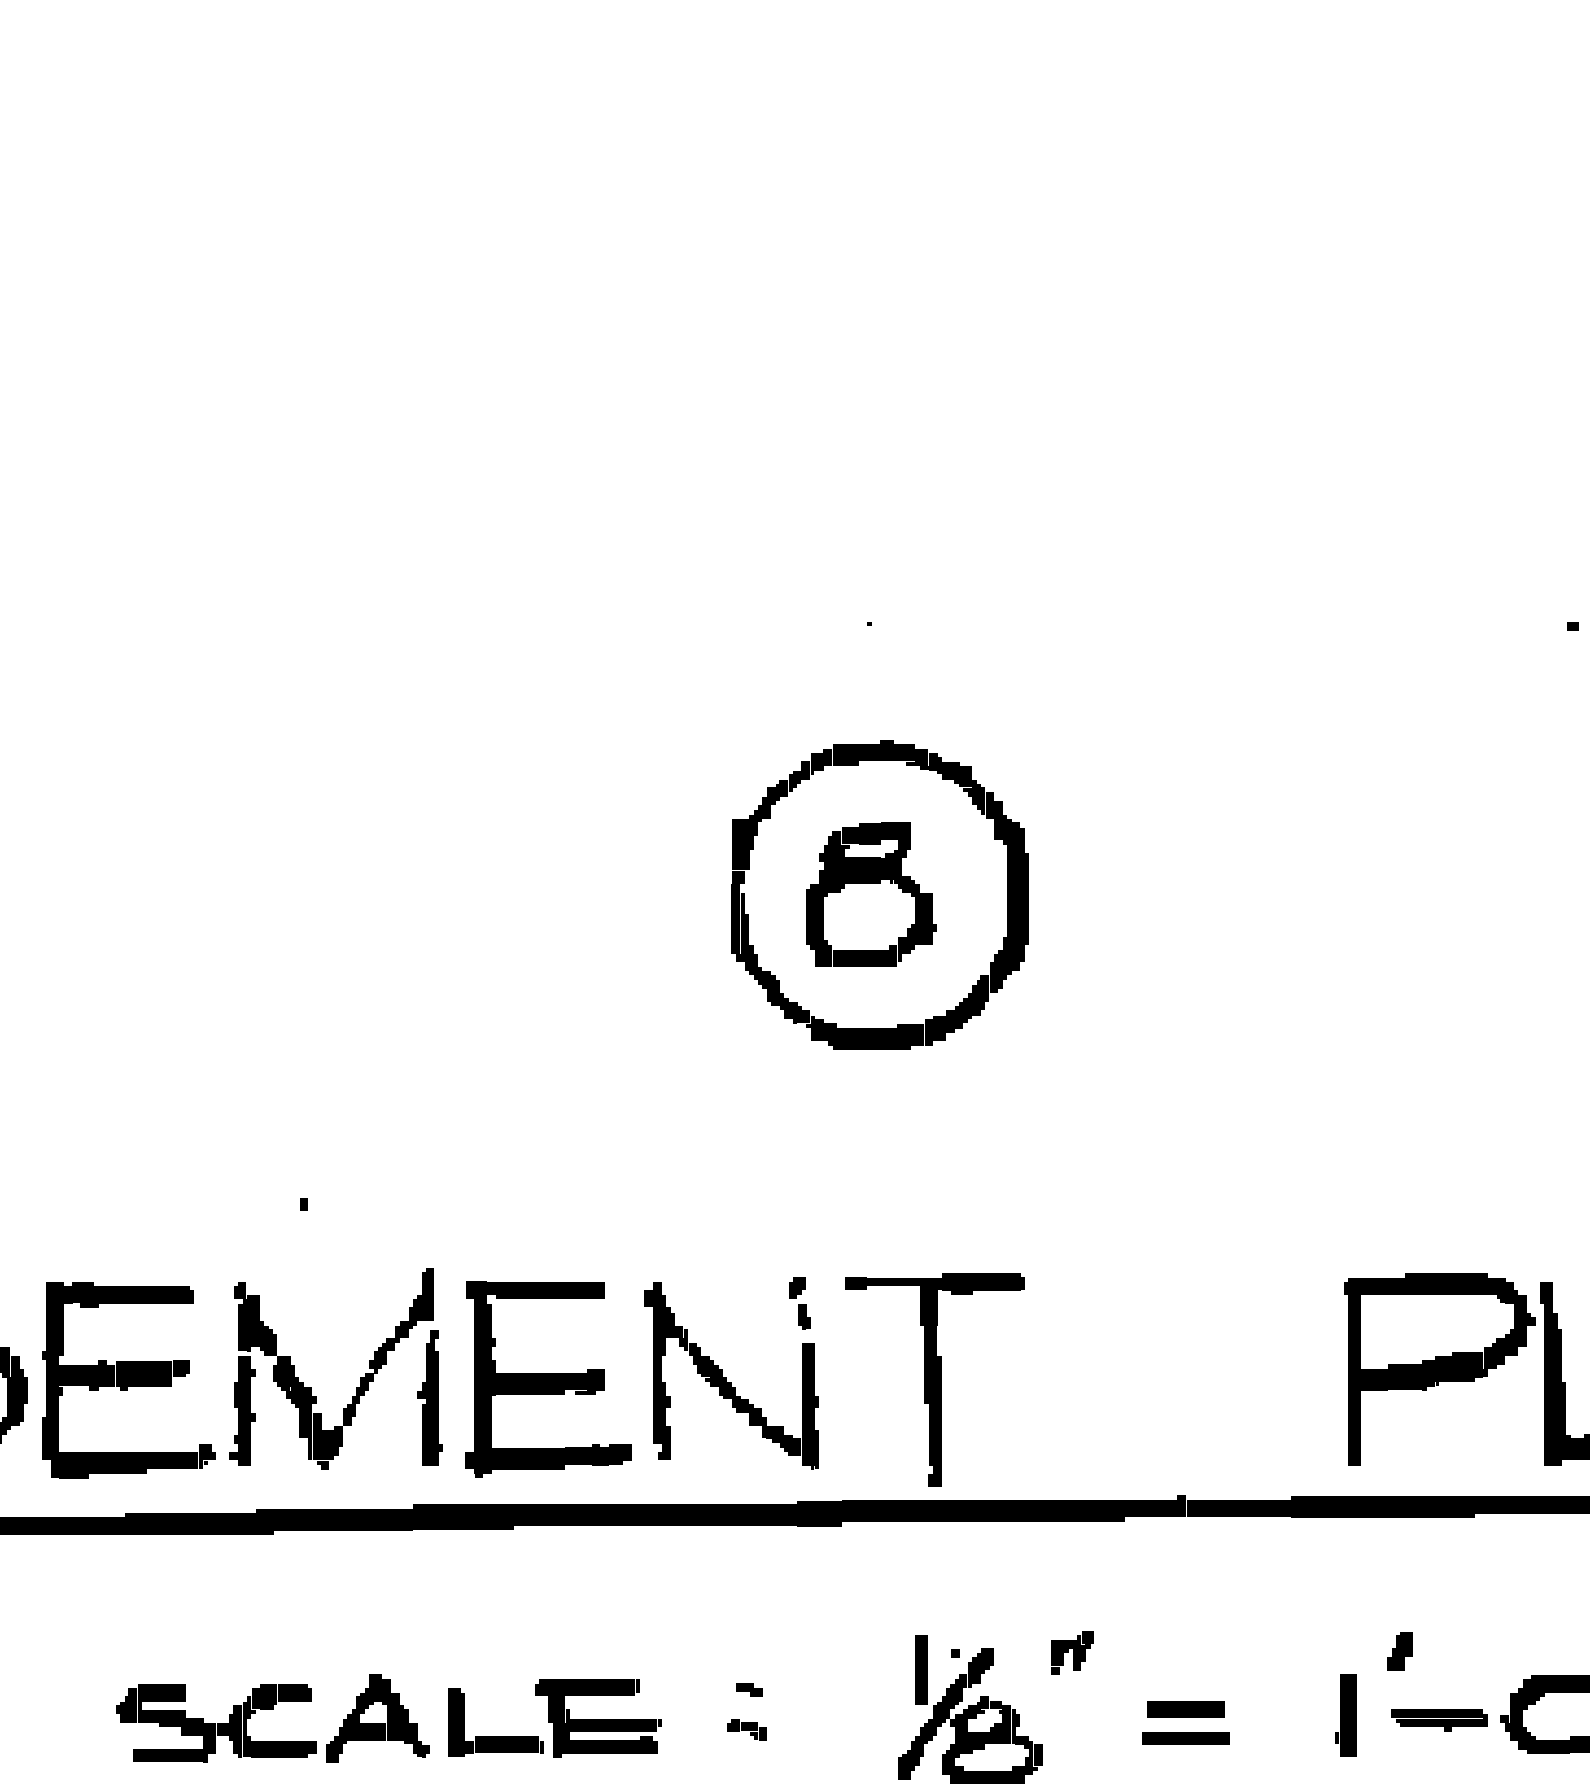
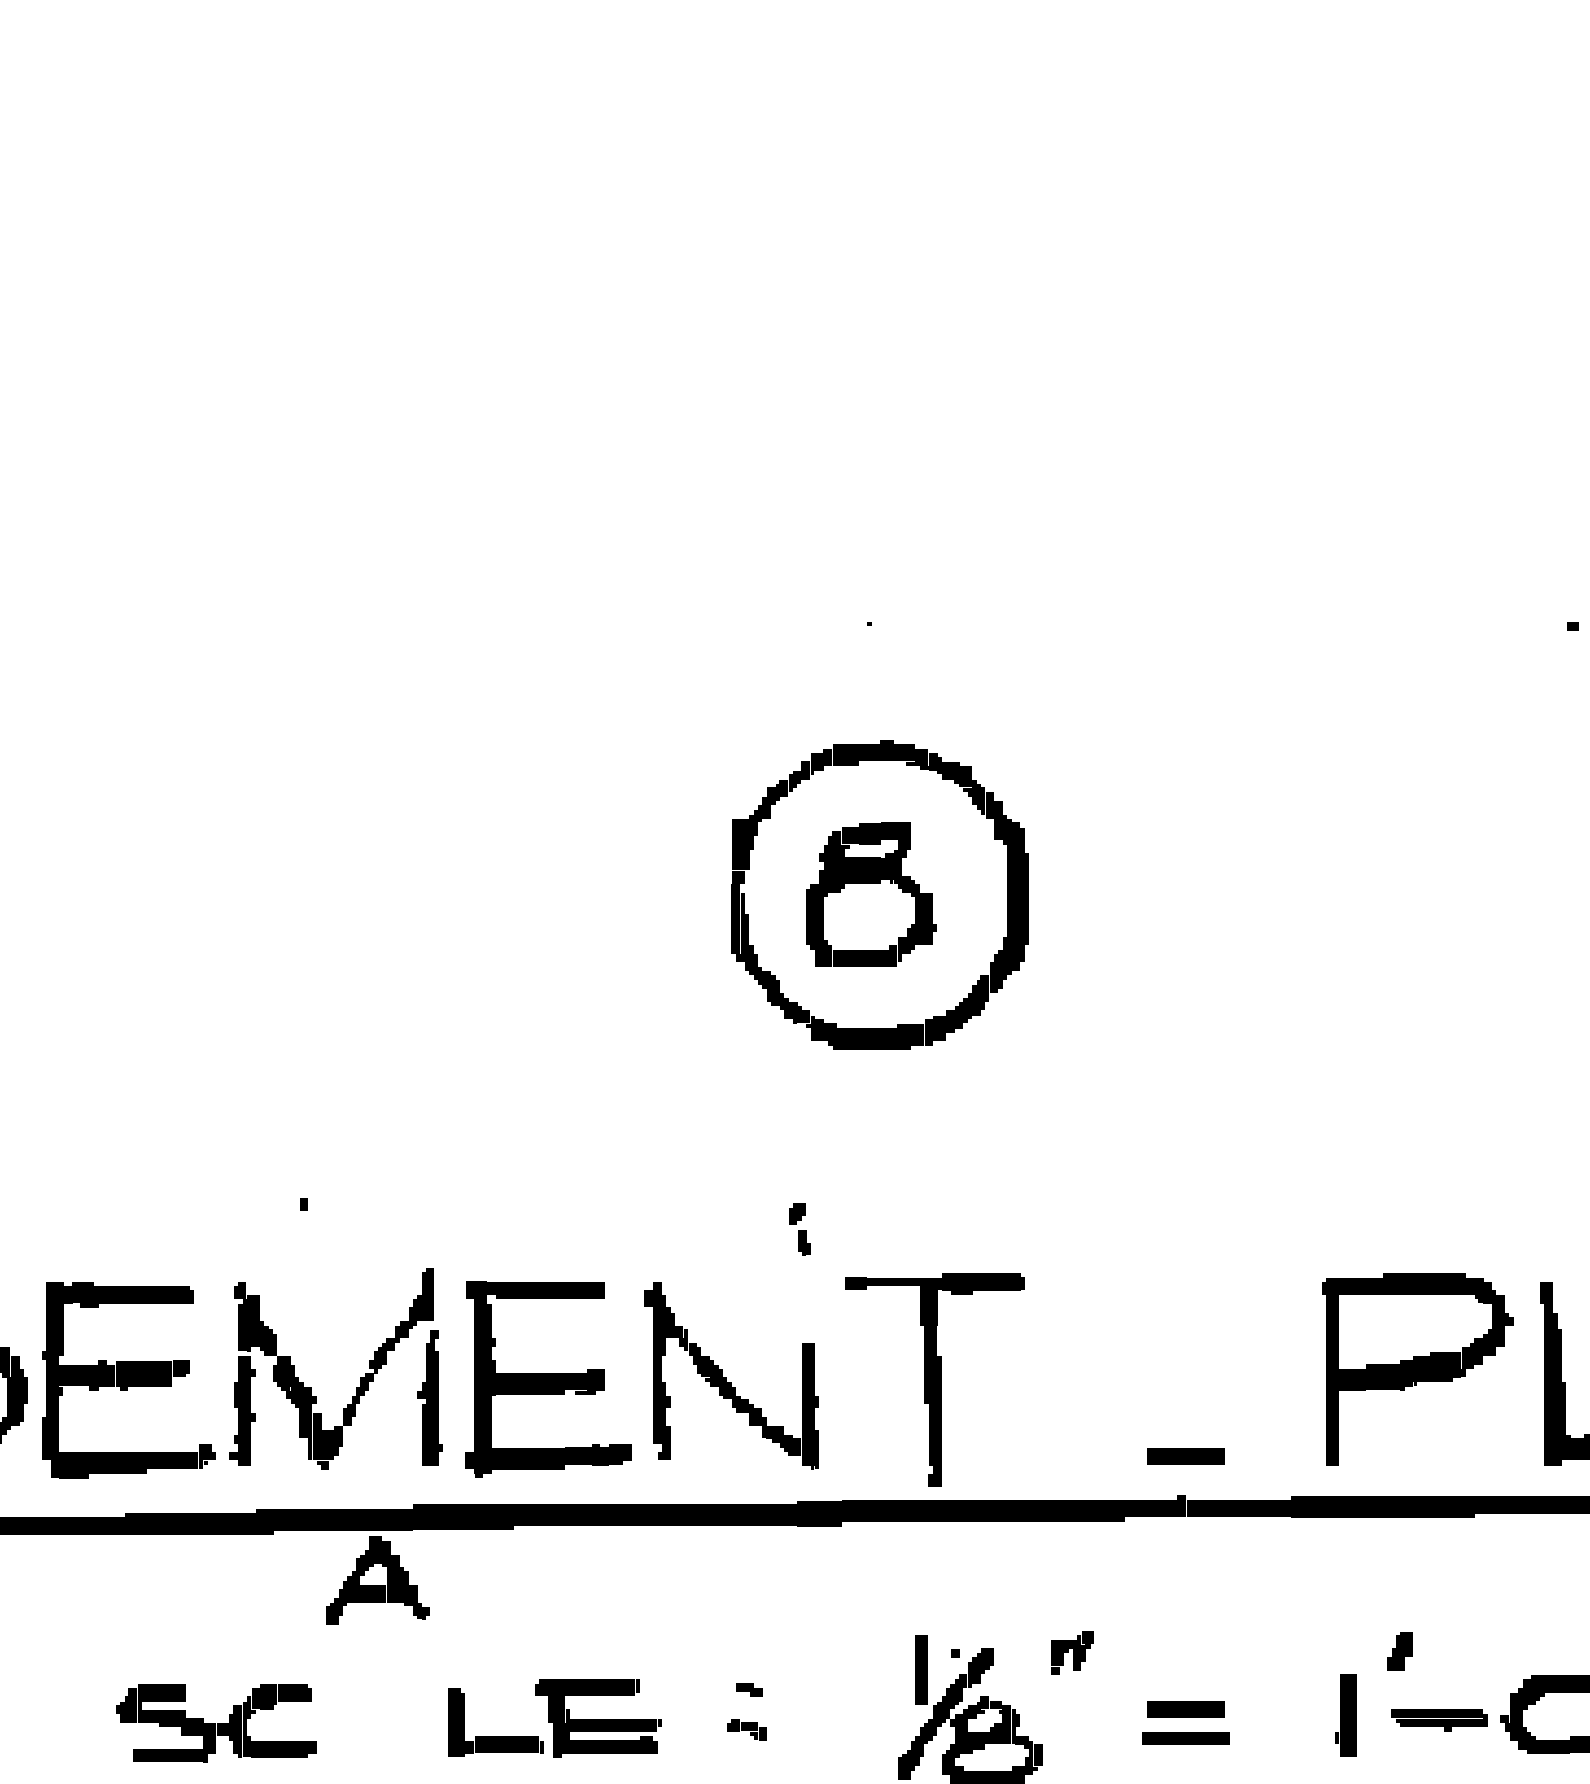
part position: (799, 1303) -> (799, 1229) (799, 1229)
part position: (1439, 1369) -> (1417, 1369) (1417, 1369)
line: none -> present (1185, 1456)
part position: (377, 1718) -> (377, 1580) (377, 1580)
